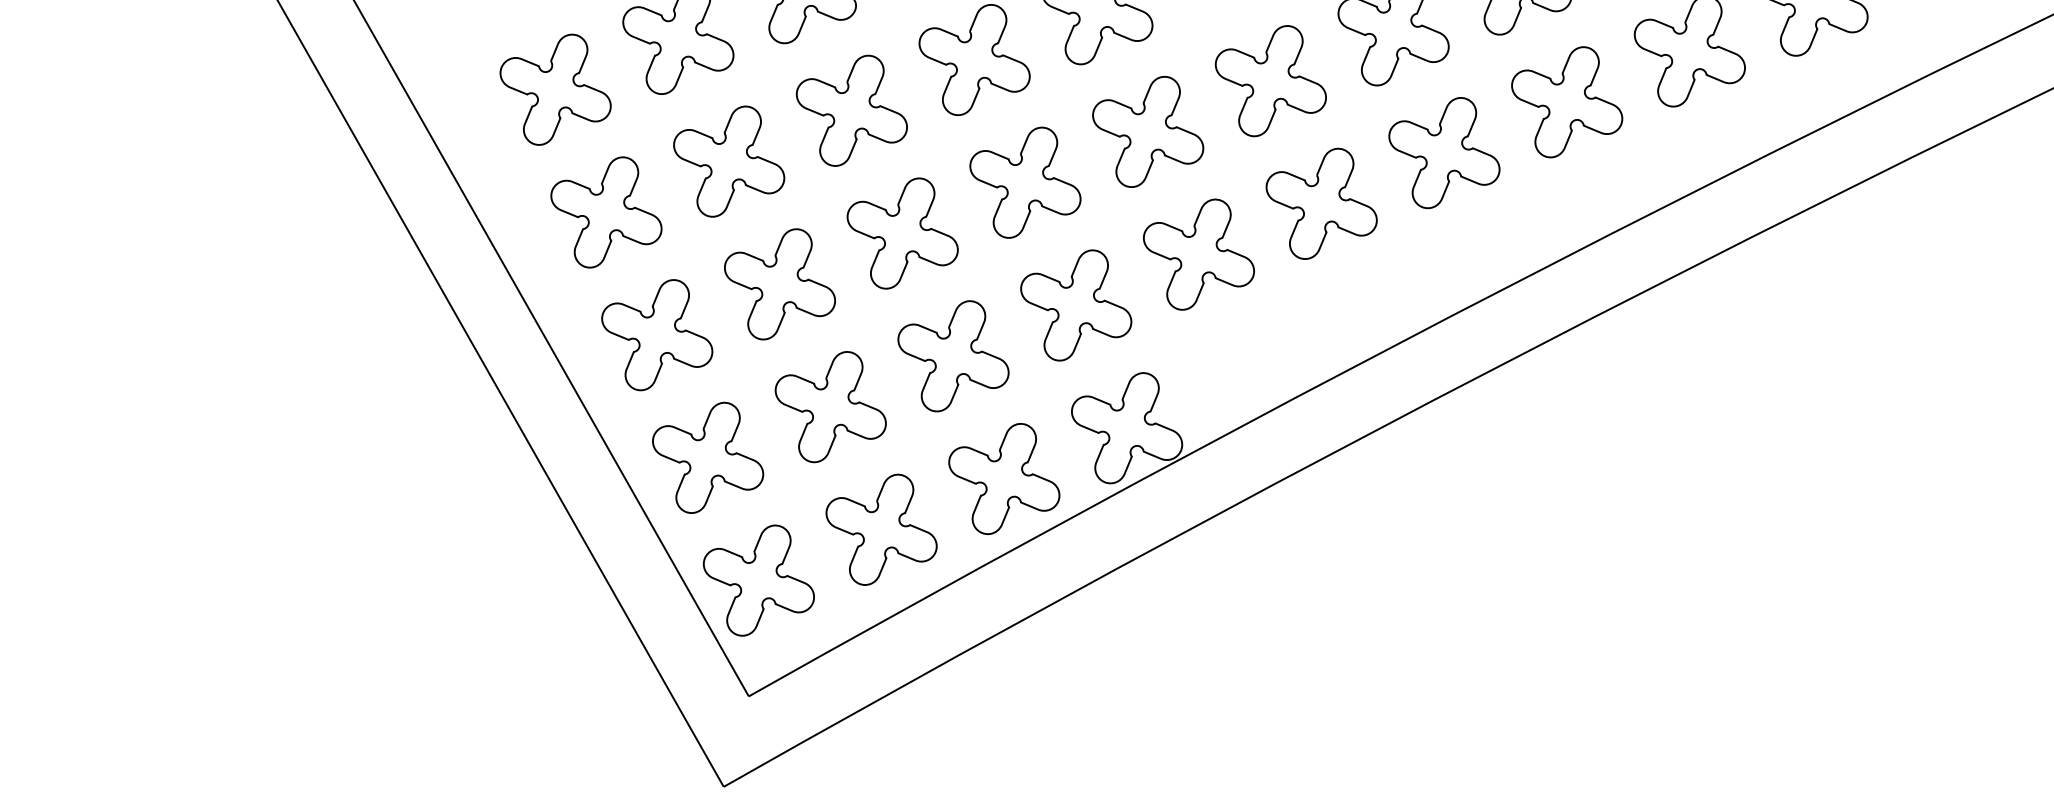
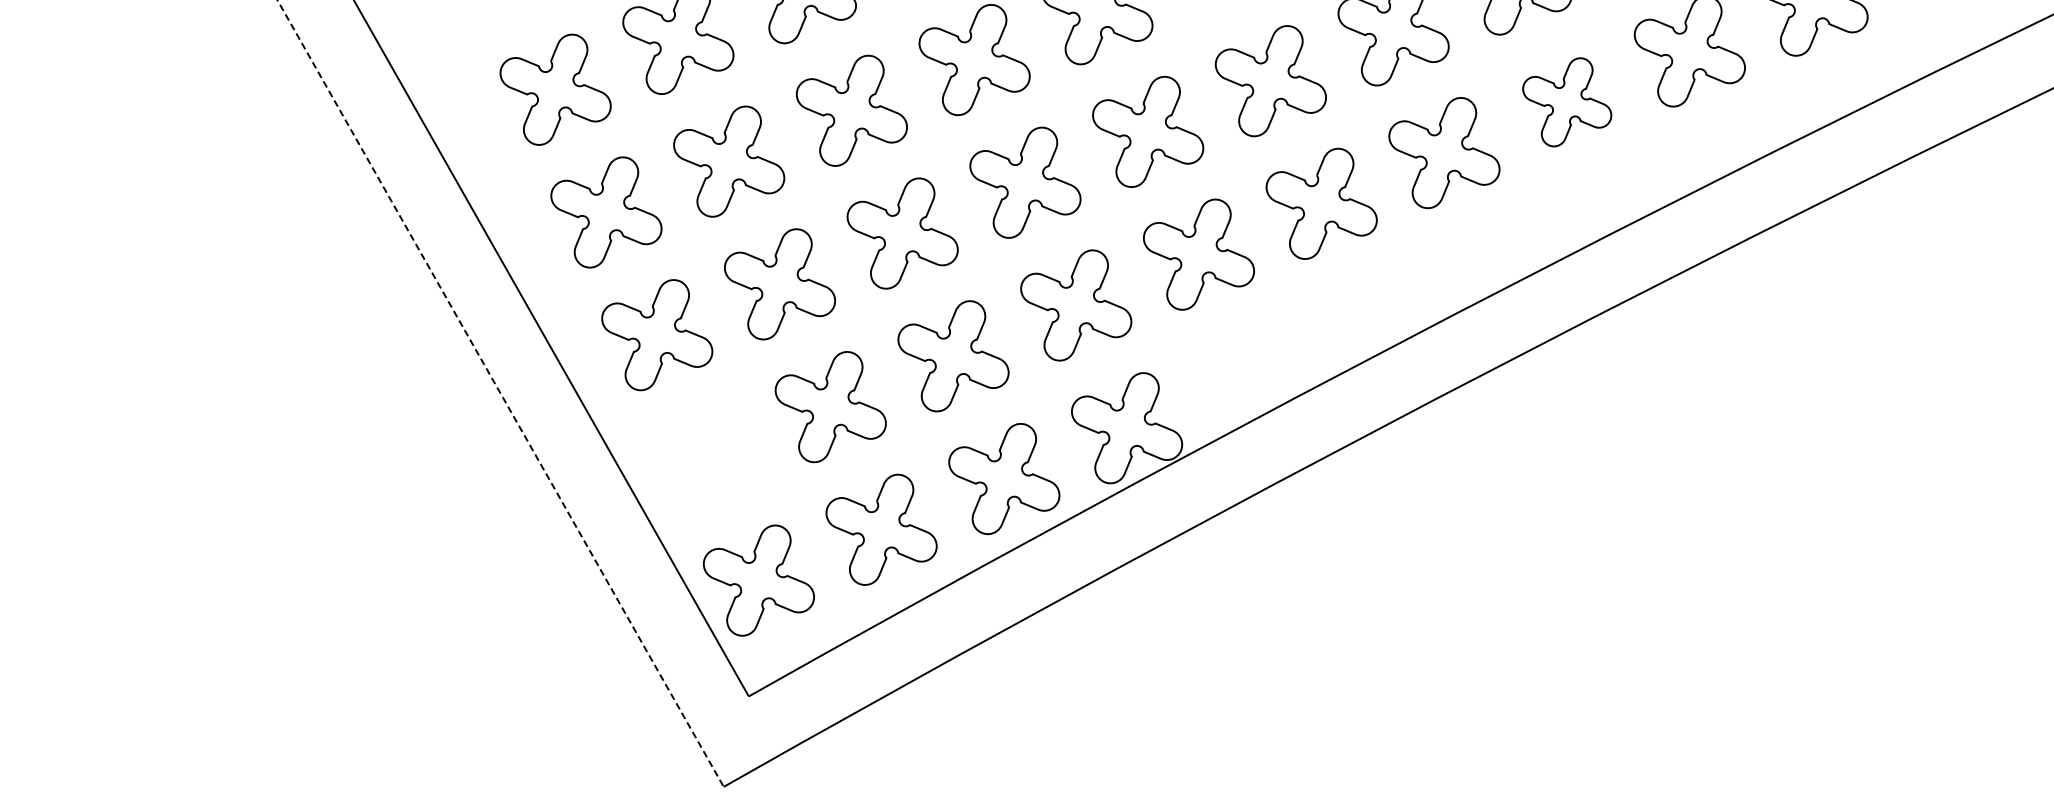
part size: 113x113 px -> 91x91 px (1567, 102)
line: solid -> dashed (500, 394)
part: present -> none (708, 457)
